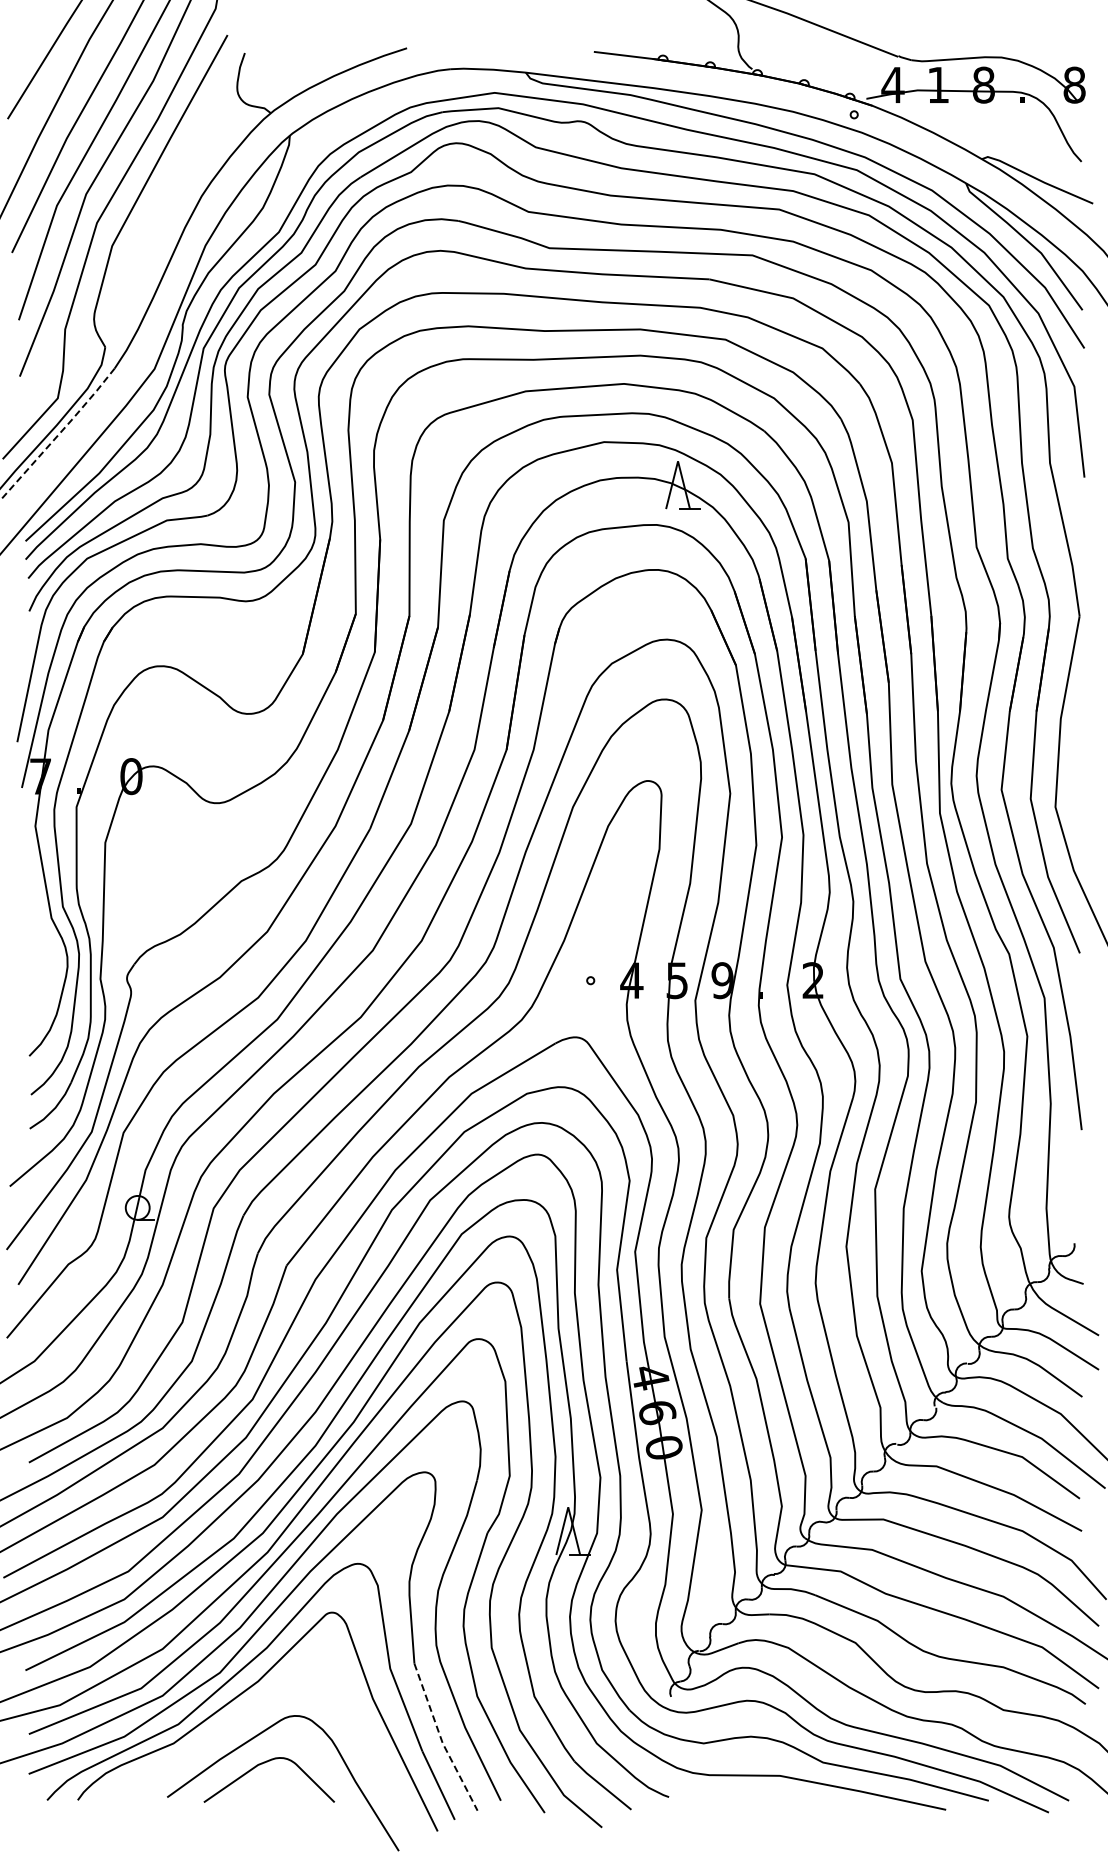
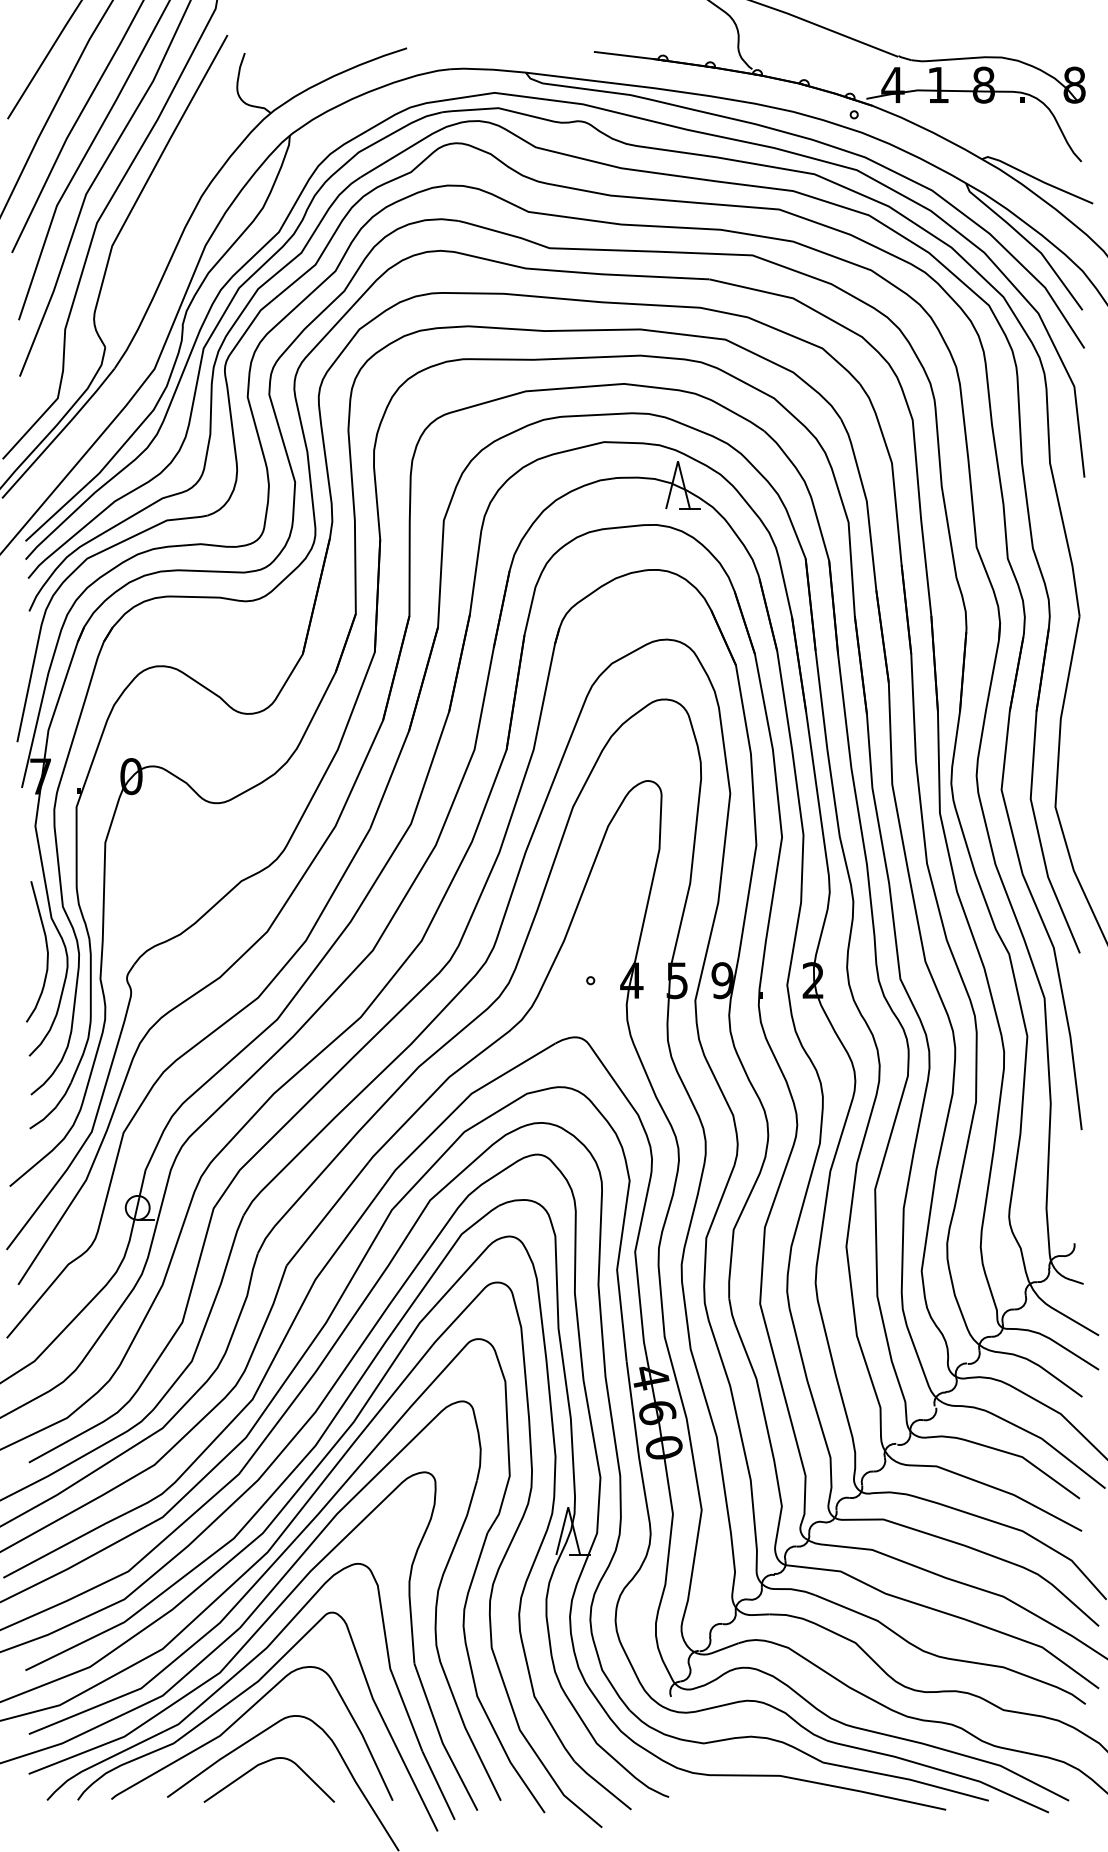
line: dashed -> solid (60, 432)
curve: none -> present (46, 951)
curve: none -> present (239, 1719)
line: dashed -> solid (441, 1739)
